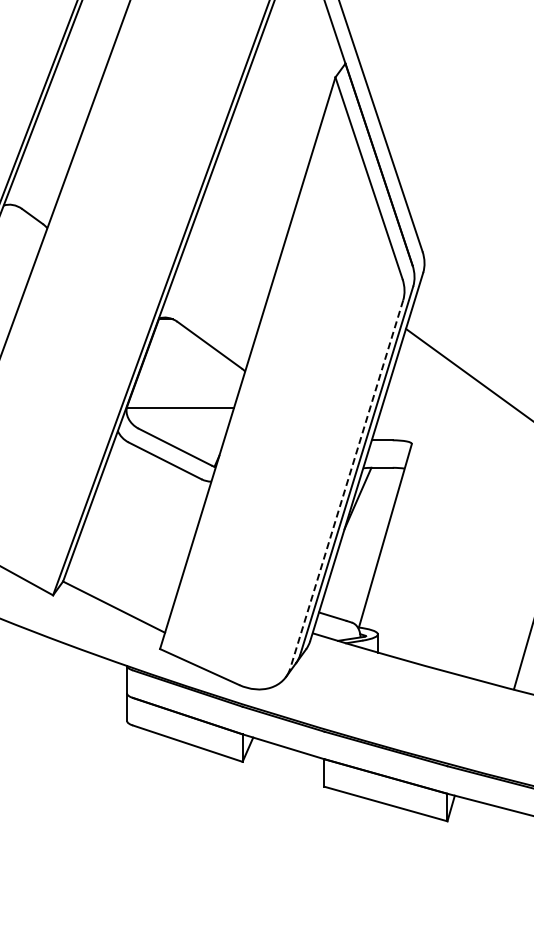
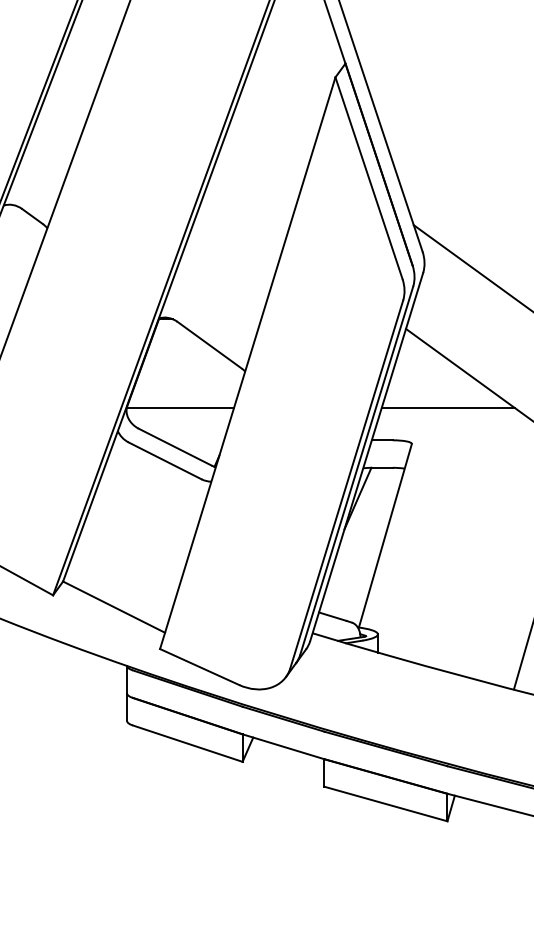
line: none -> present (471, 267)
line: none -> present (447, 407)
line: dashed -> solid (346, 484)
